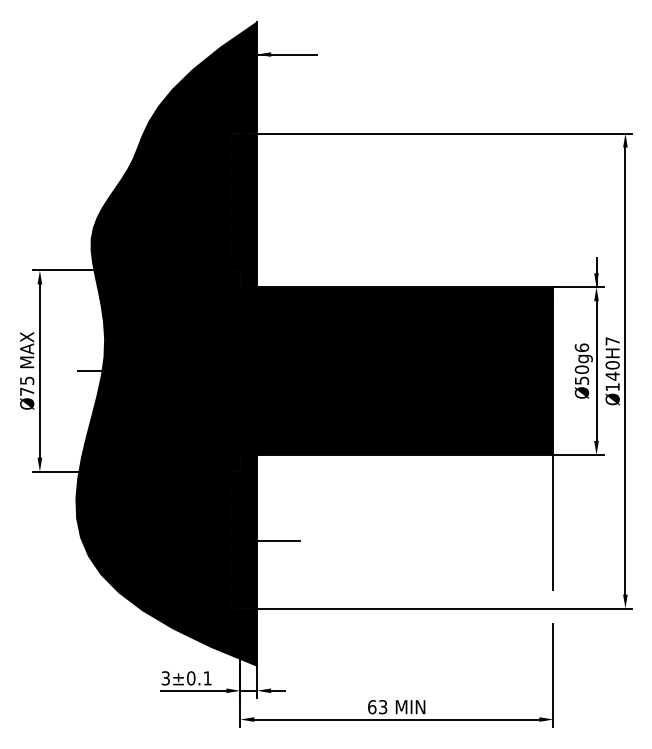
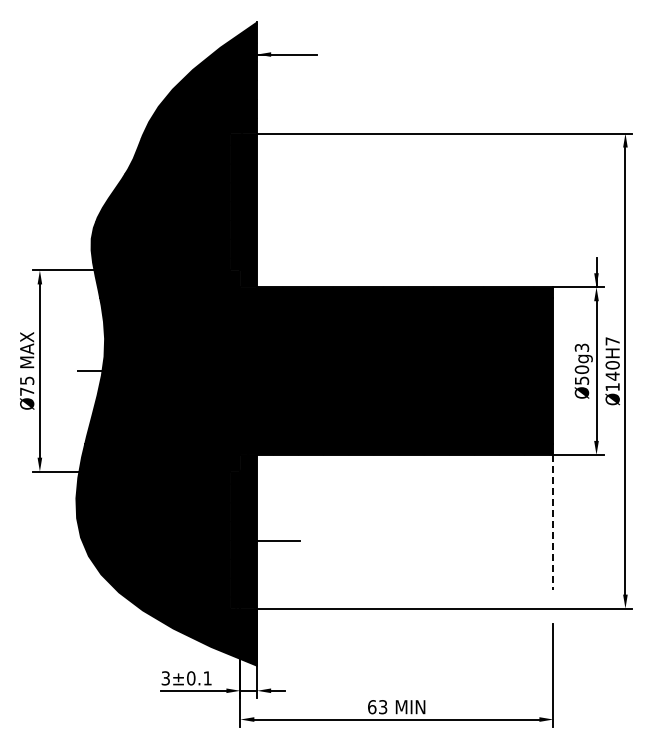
text: Ø50g6 -> Ø50g3 (581, 347)
line: solid -> dashed (553, 522)
